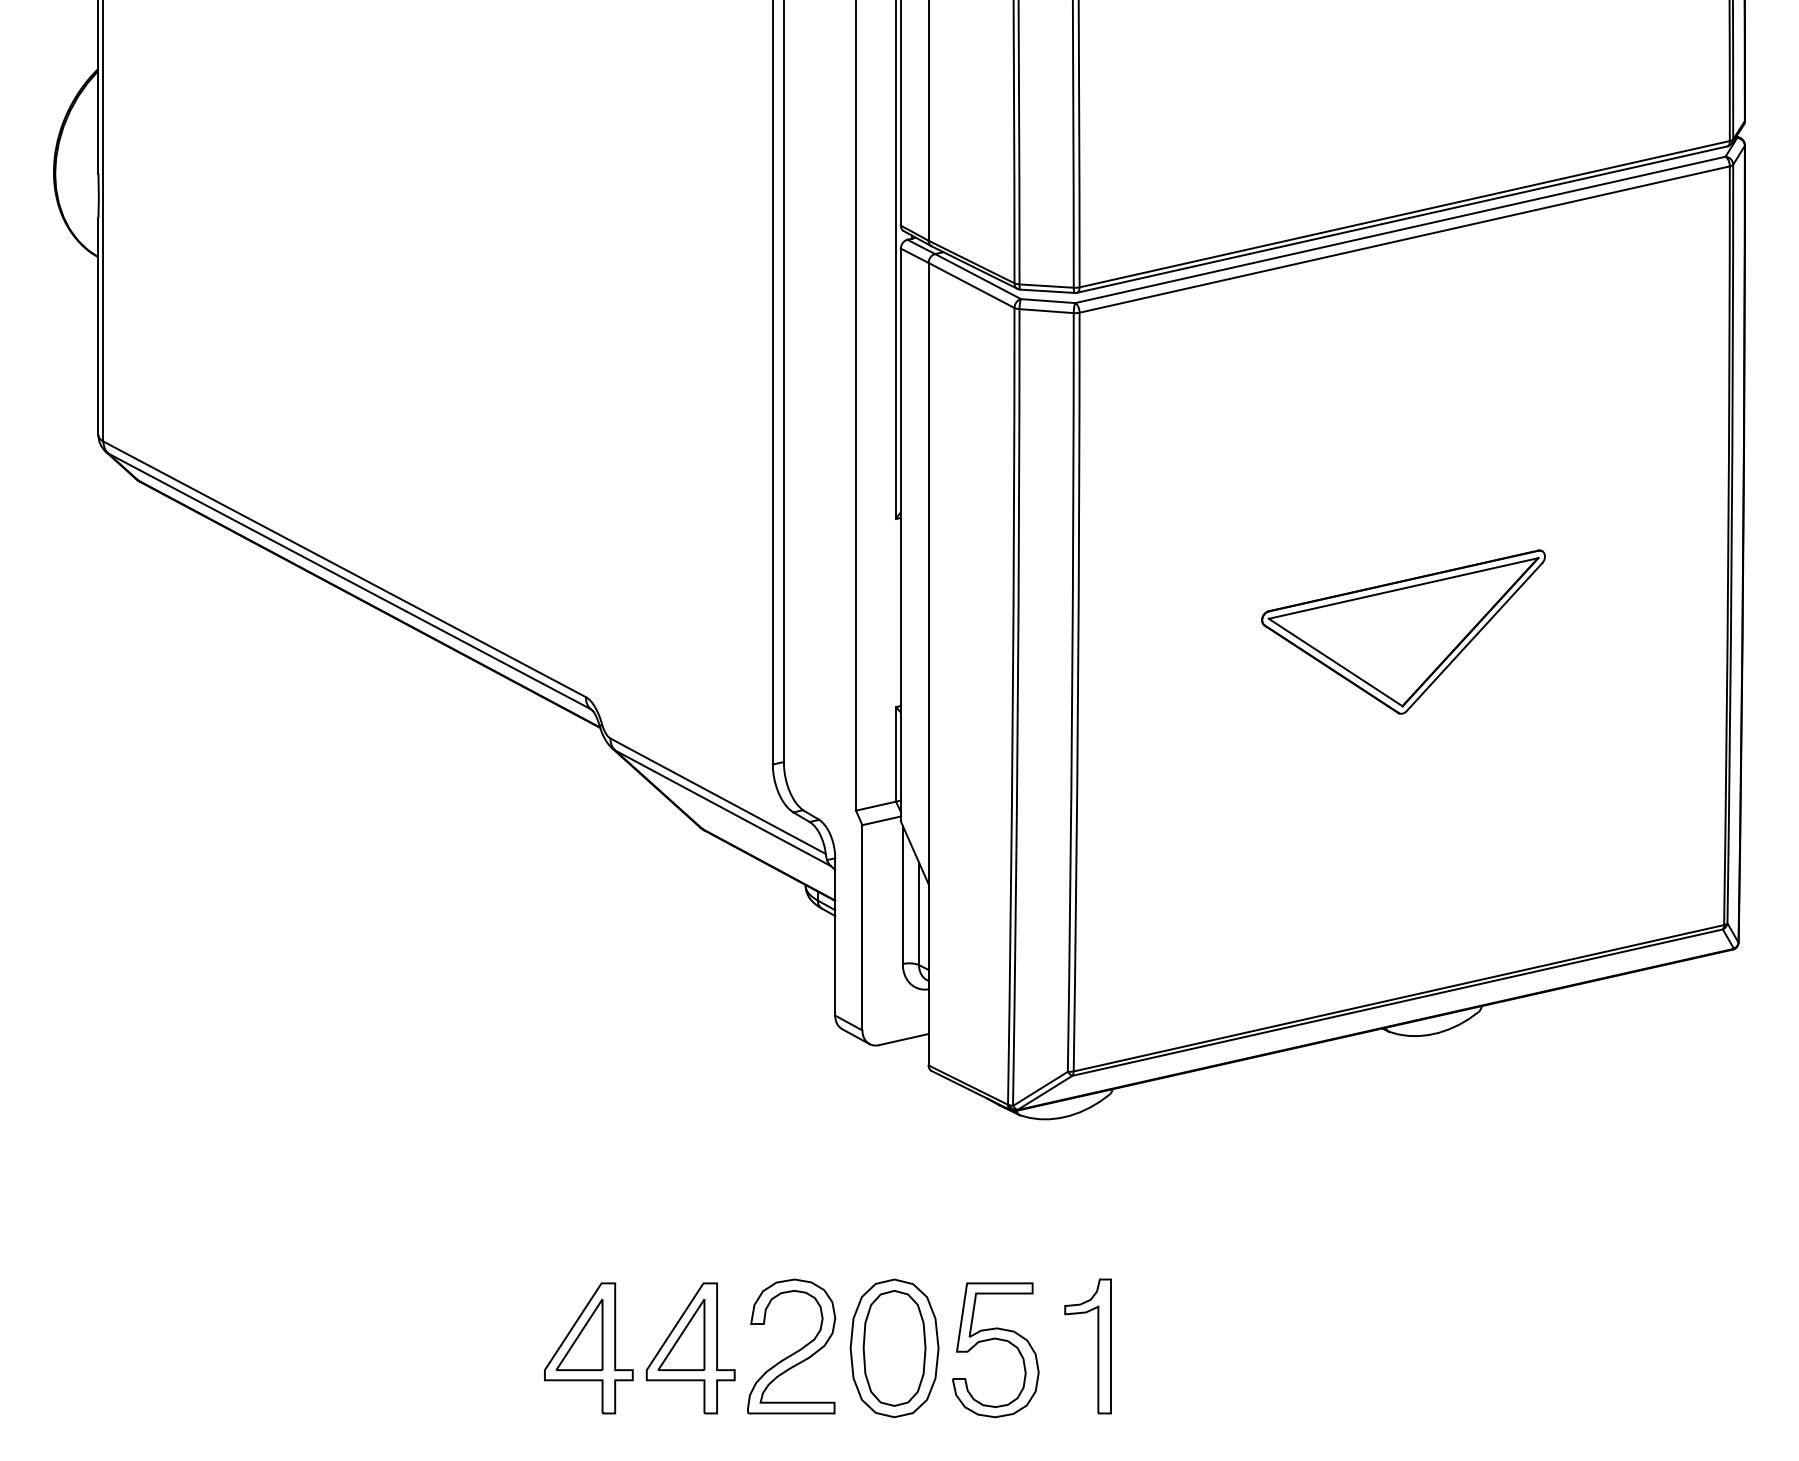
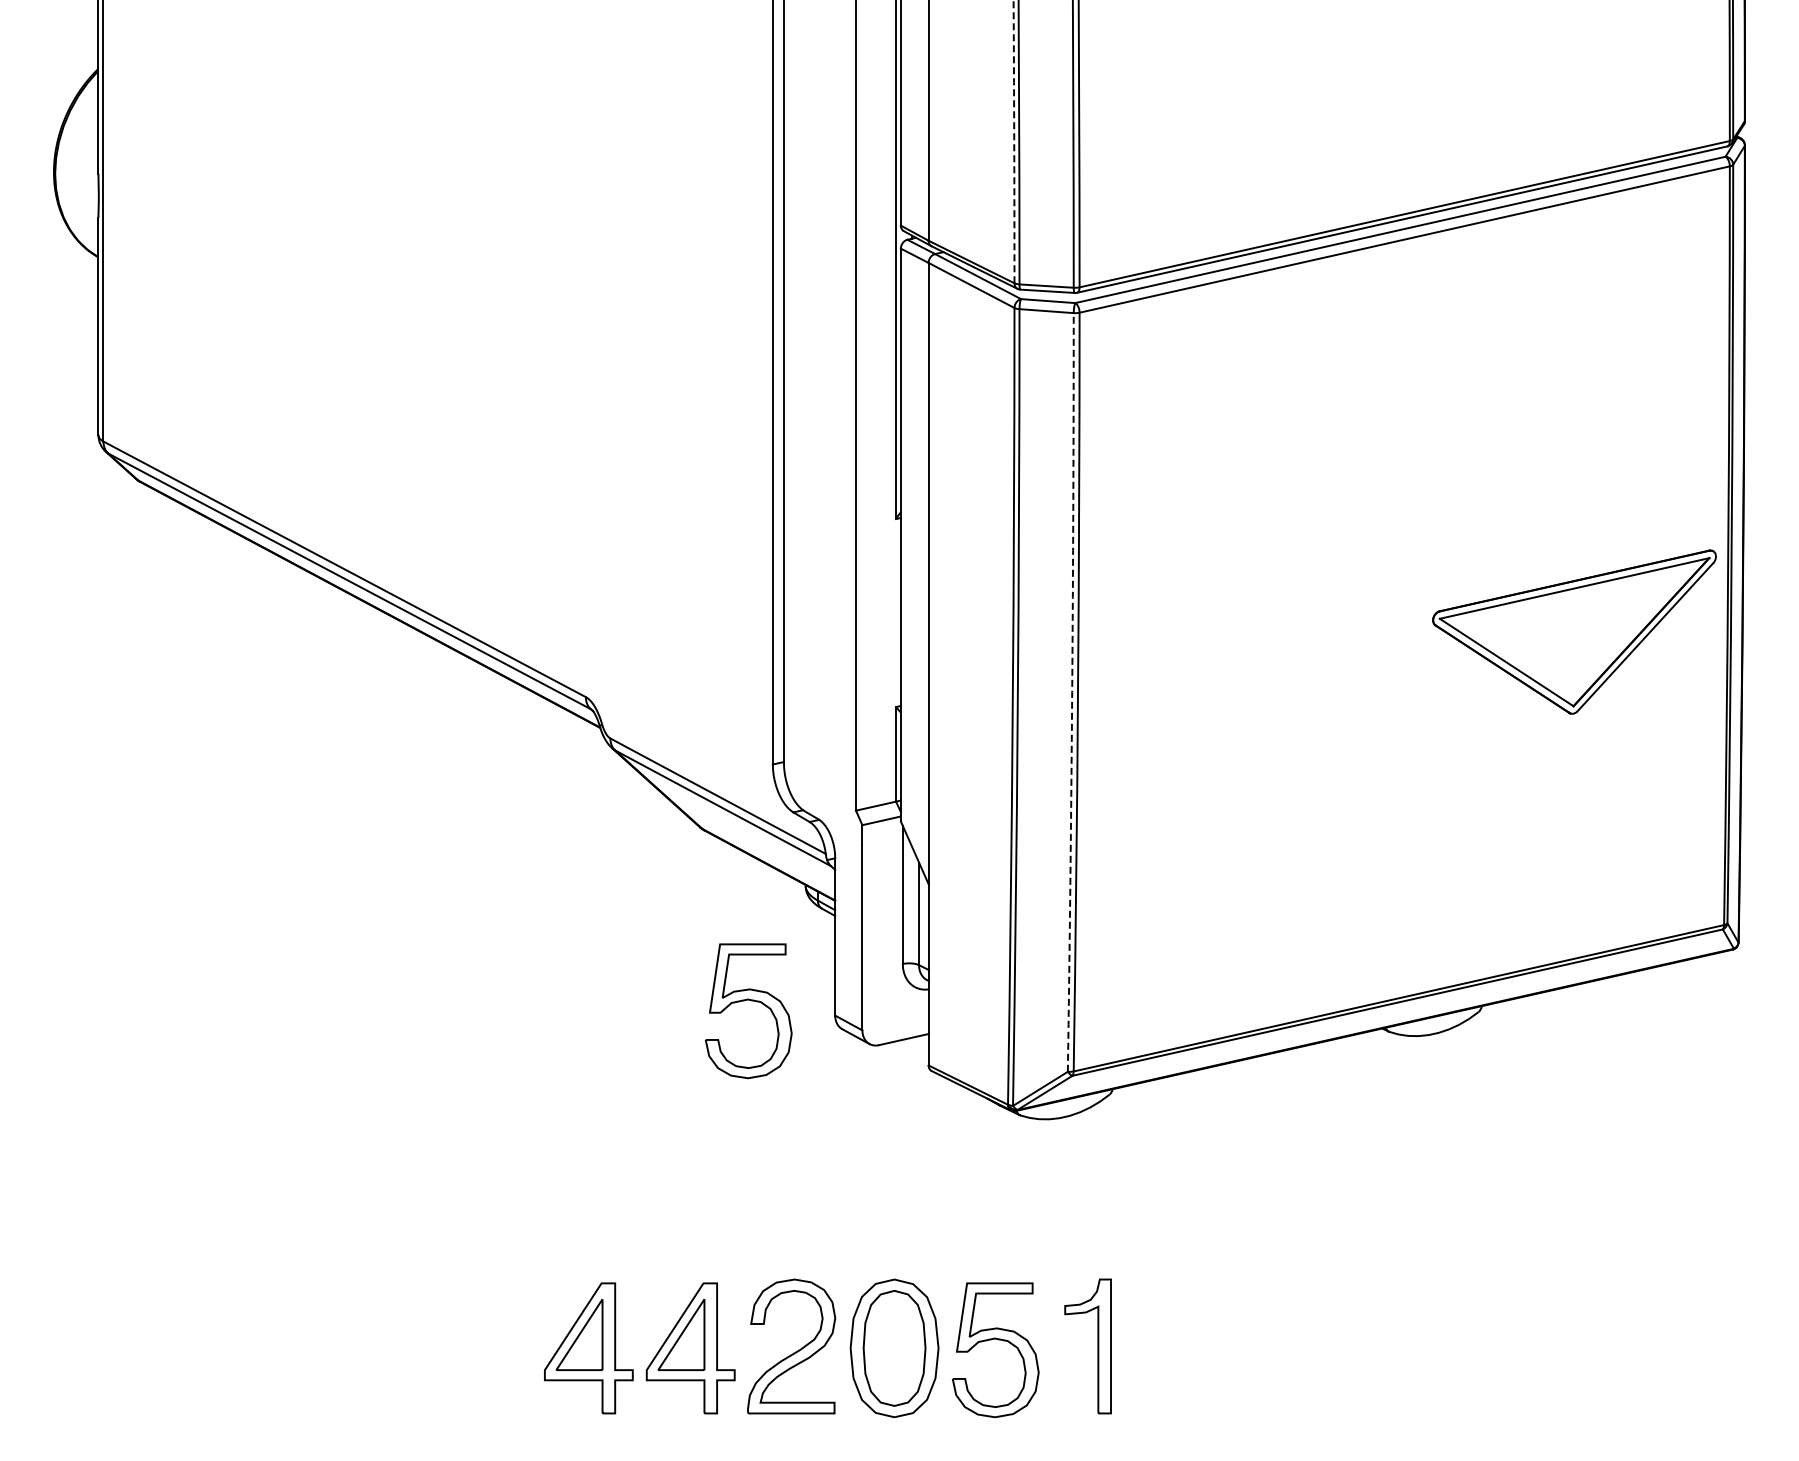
arc: solid -> dashed (1014, 141)
part position: (1403, 631) -> (1574, 631) (1574, 631)
arc: solid -> dashed (1072, 692)
part: none -> present (751, 1001)
